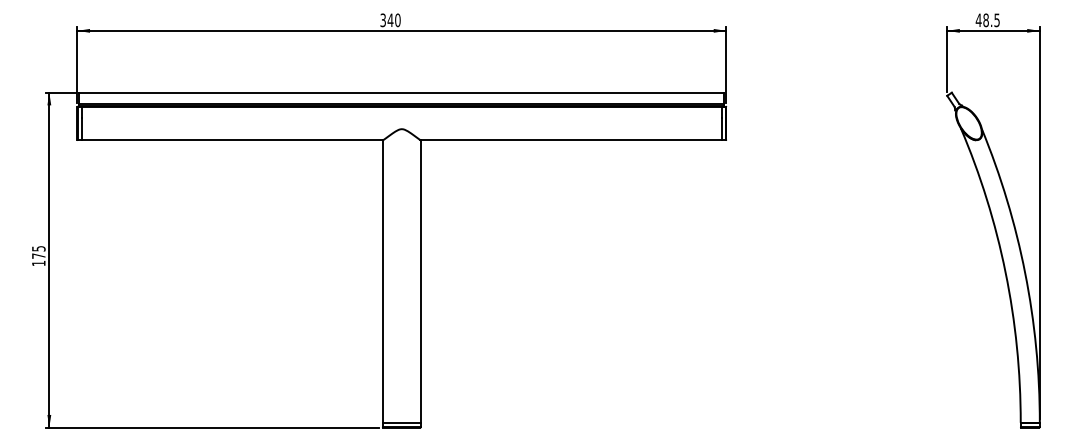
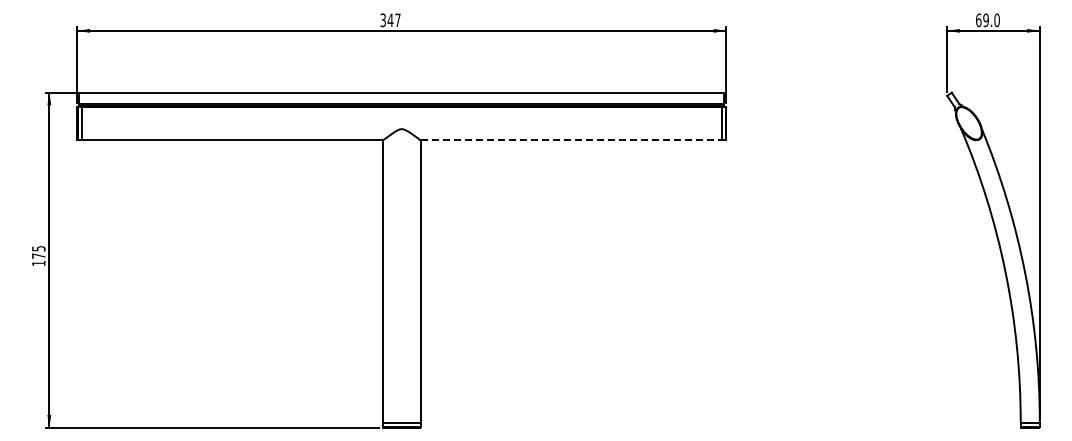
text: 340 -> 347 (397, 20)
text: 48.5 -> 69.0 (987, 20)
line: solid -> dashed (571, 140)
